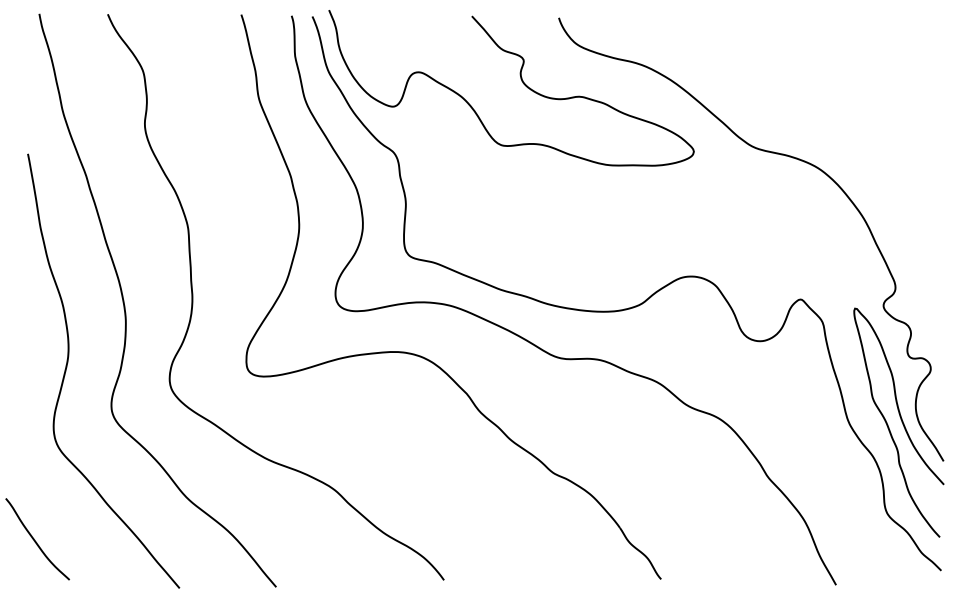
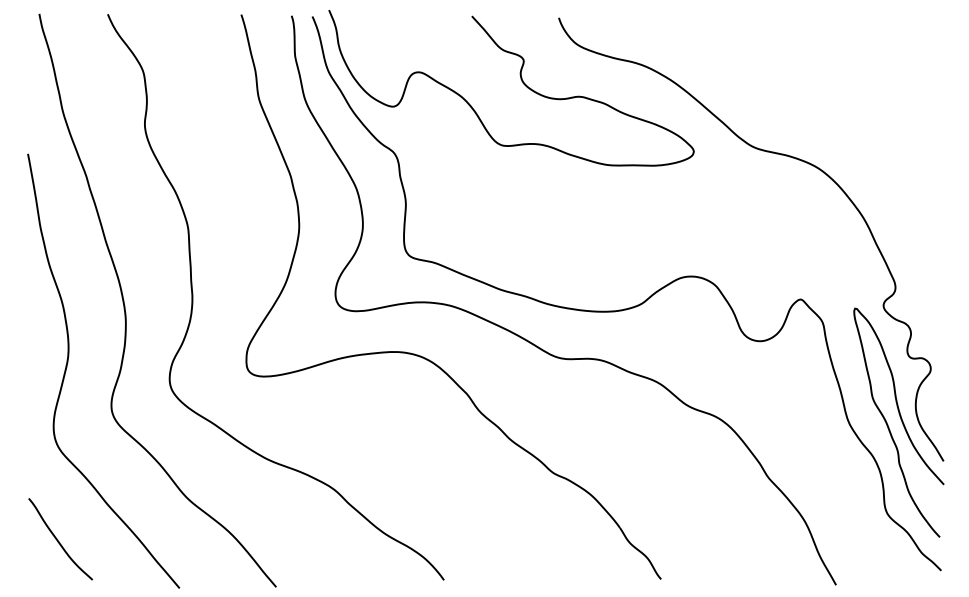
curve position: (35, 540) -> (58, 540) (58, 540)
